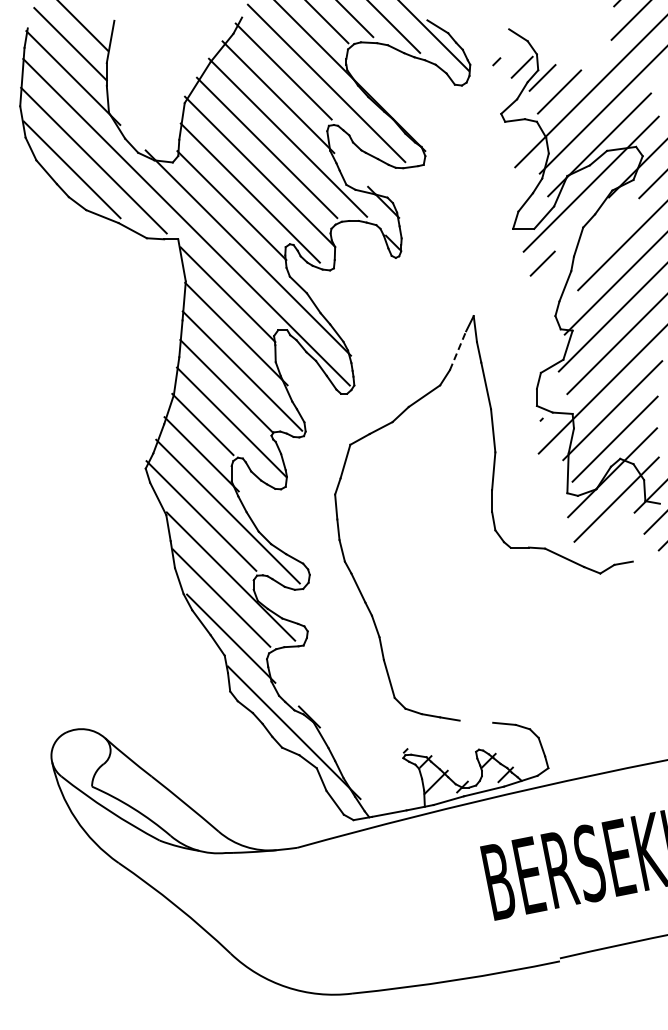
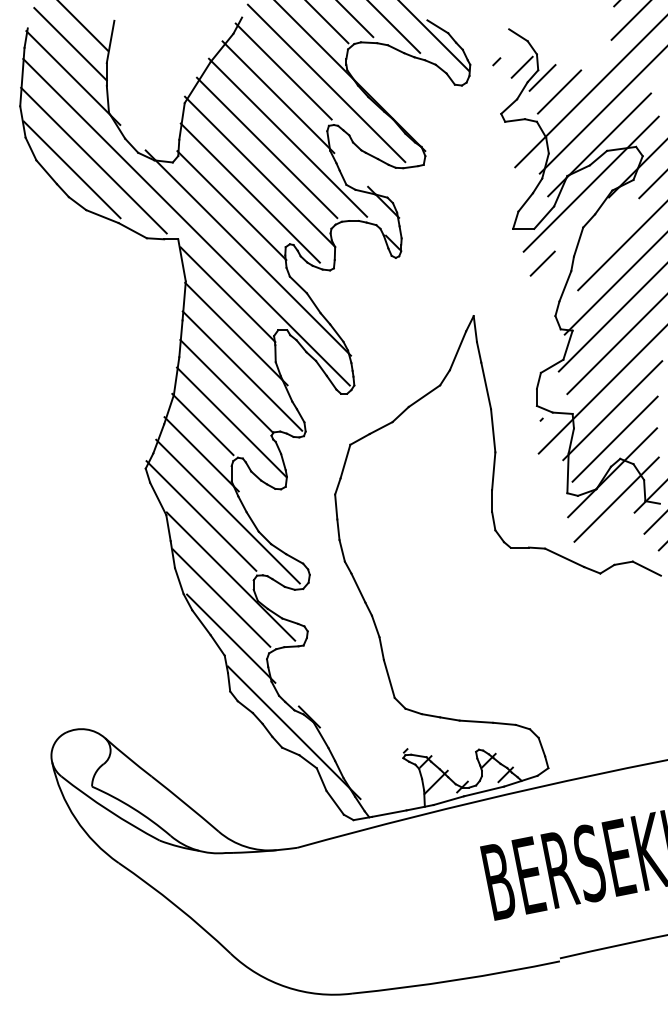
line: dashed -> solid (458, 350)
line: none -> present (646, 568)
line: none -> present (476, 721)
